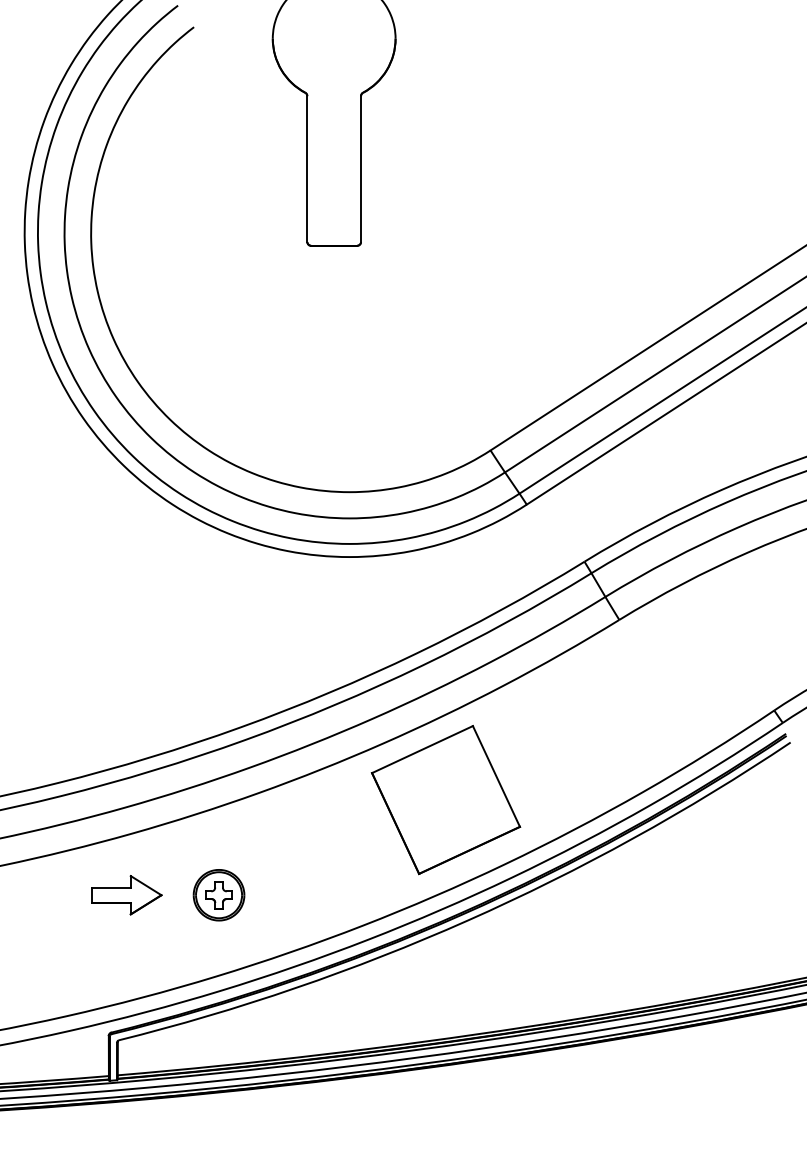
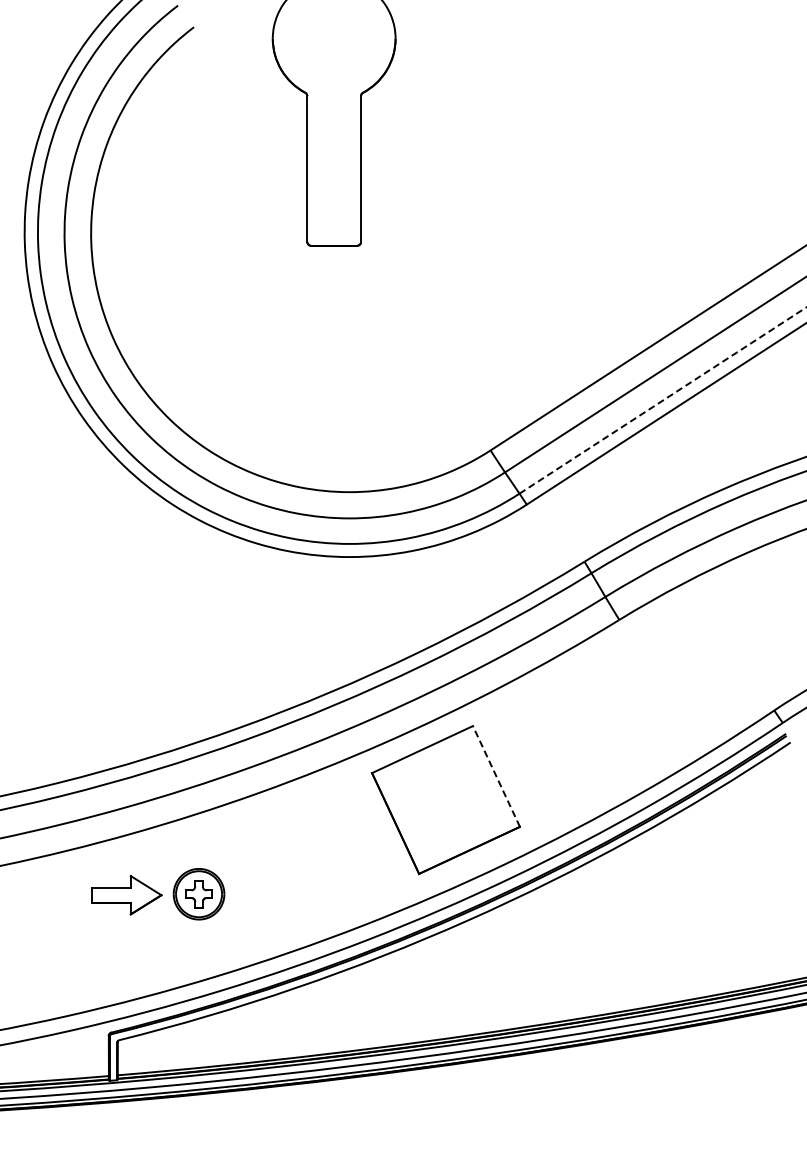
line: solid -> dashed (662, 400)
line: solid -> dashed (496, 776)
part position: (218, 895) -> (198, 894) (198, 894)
